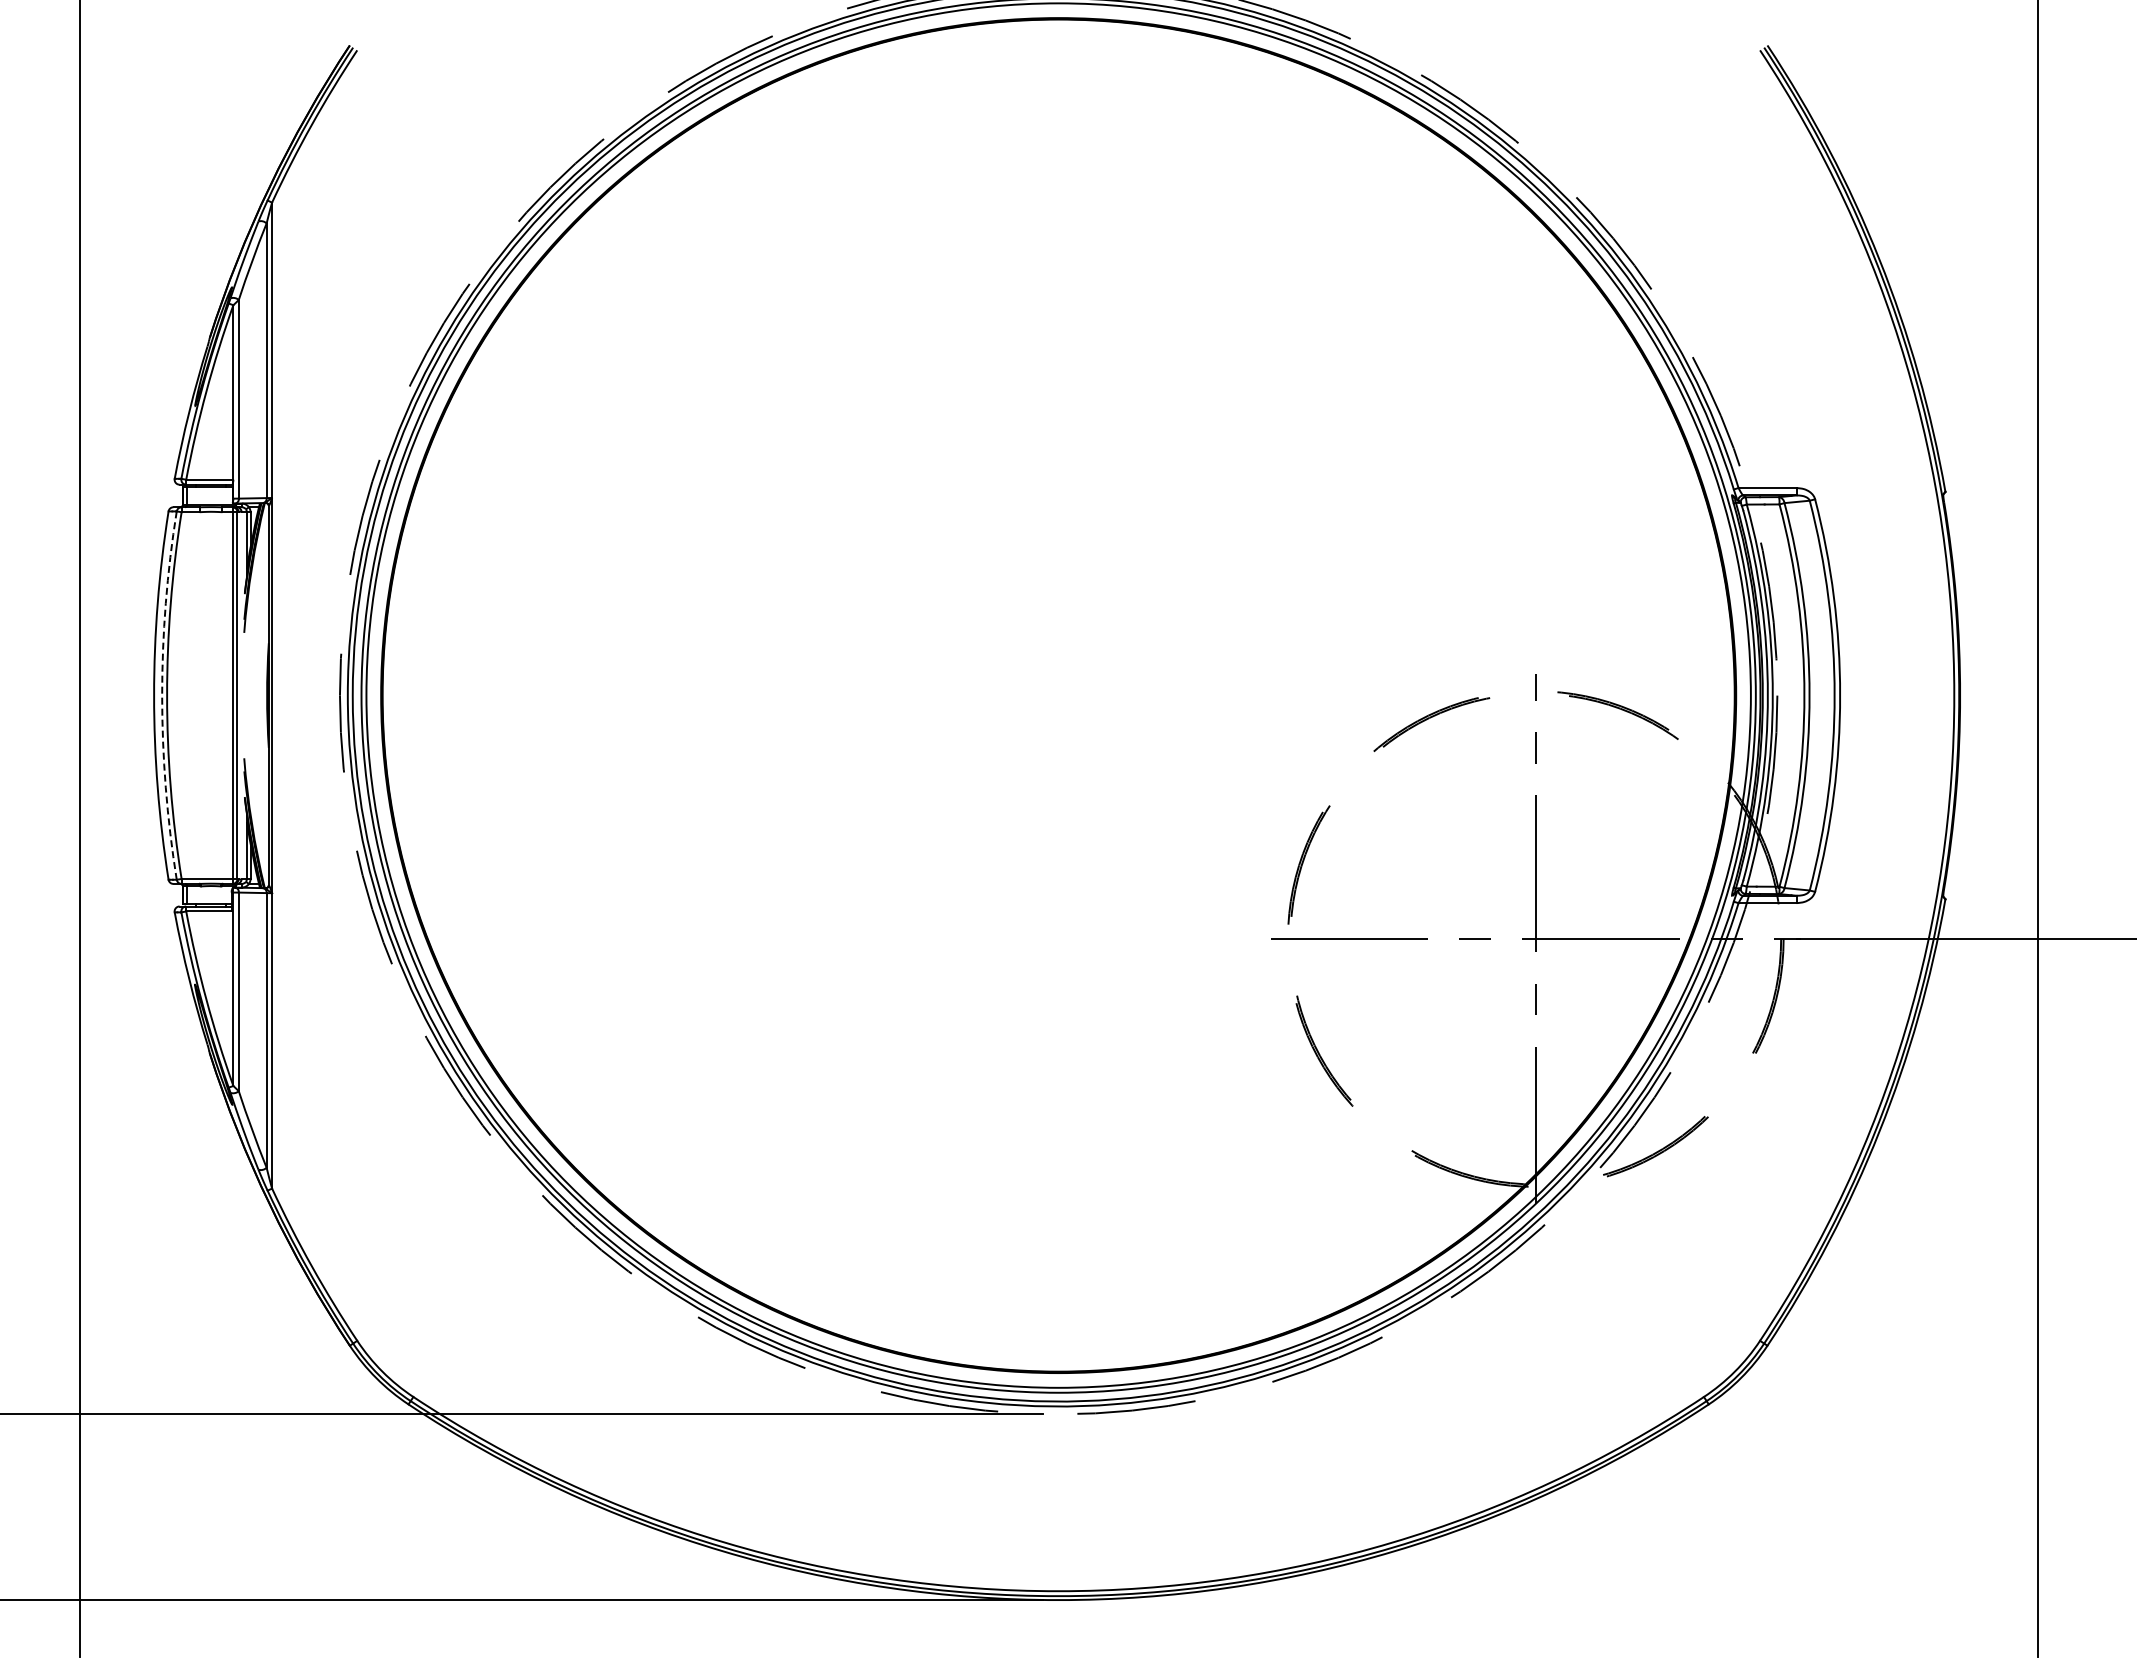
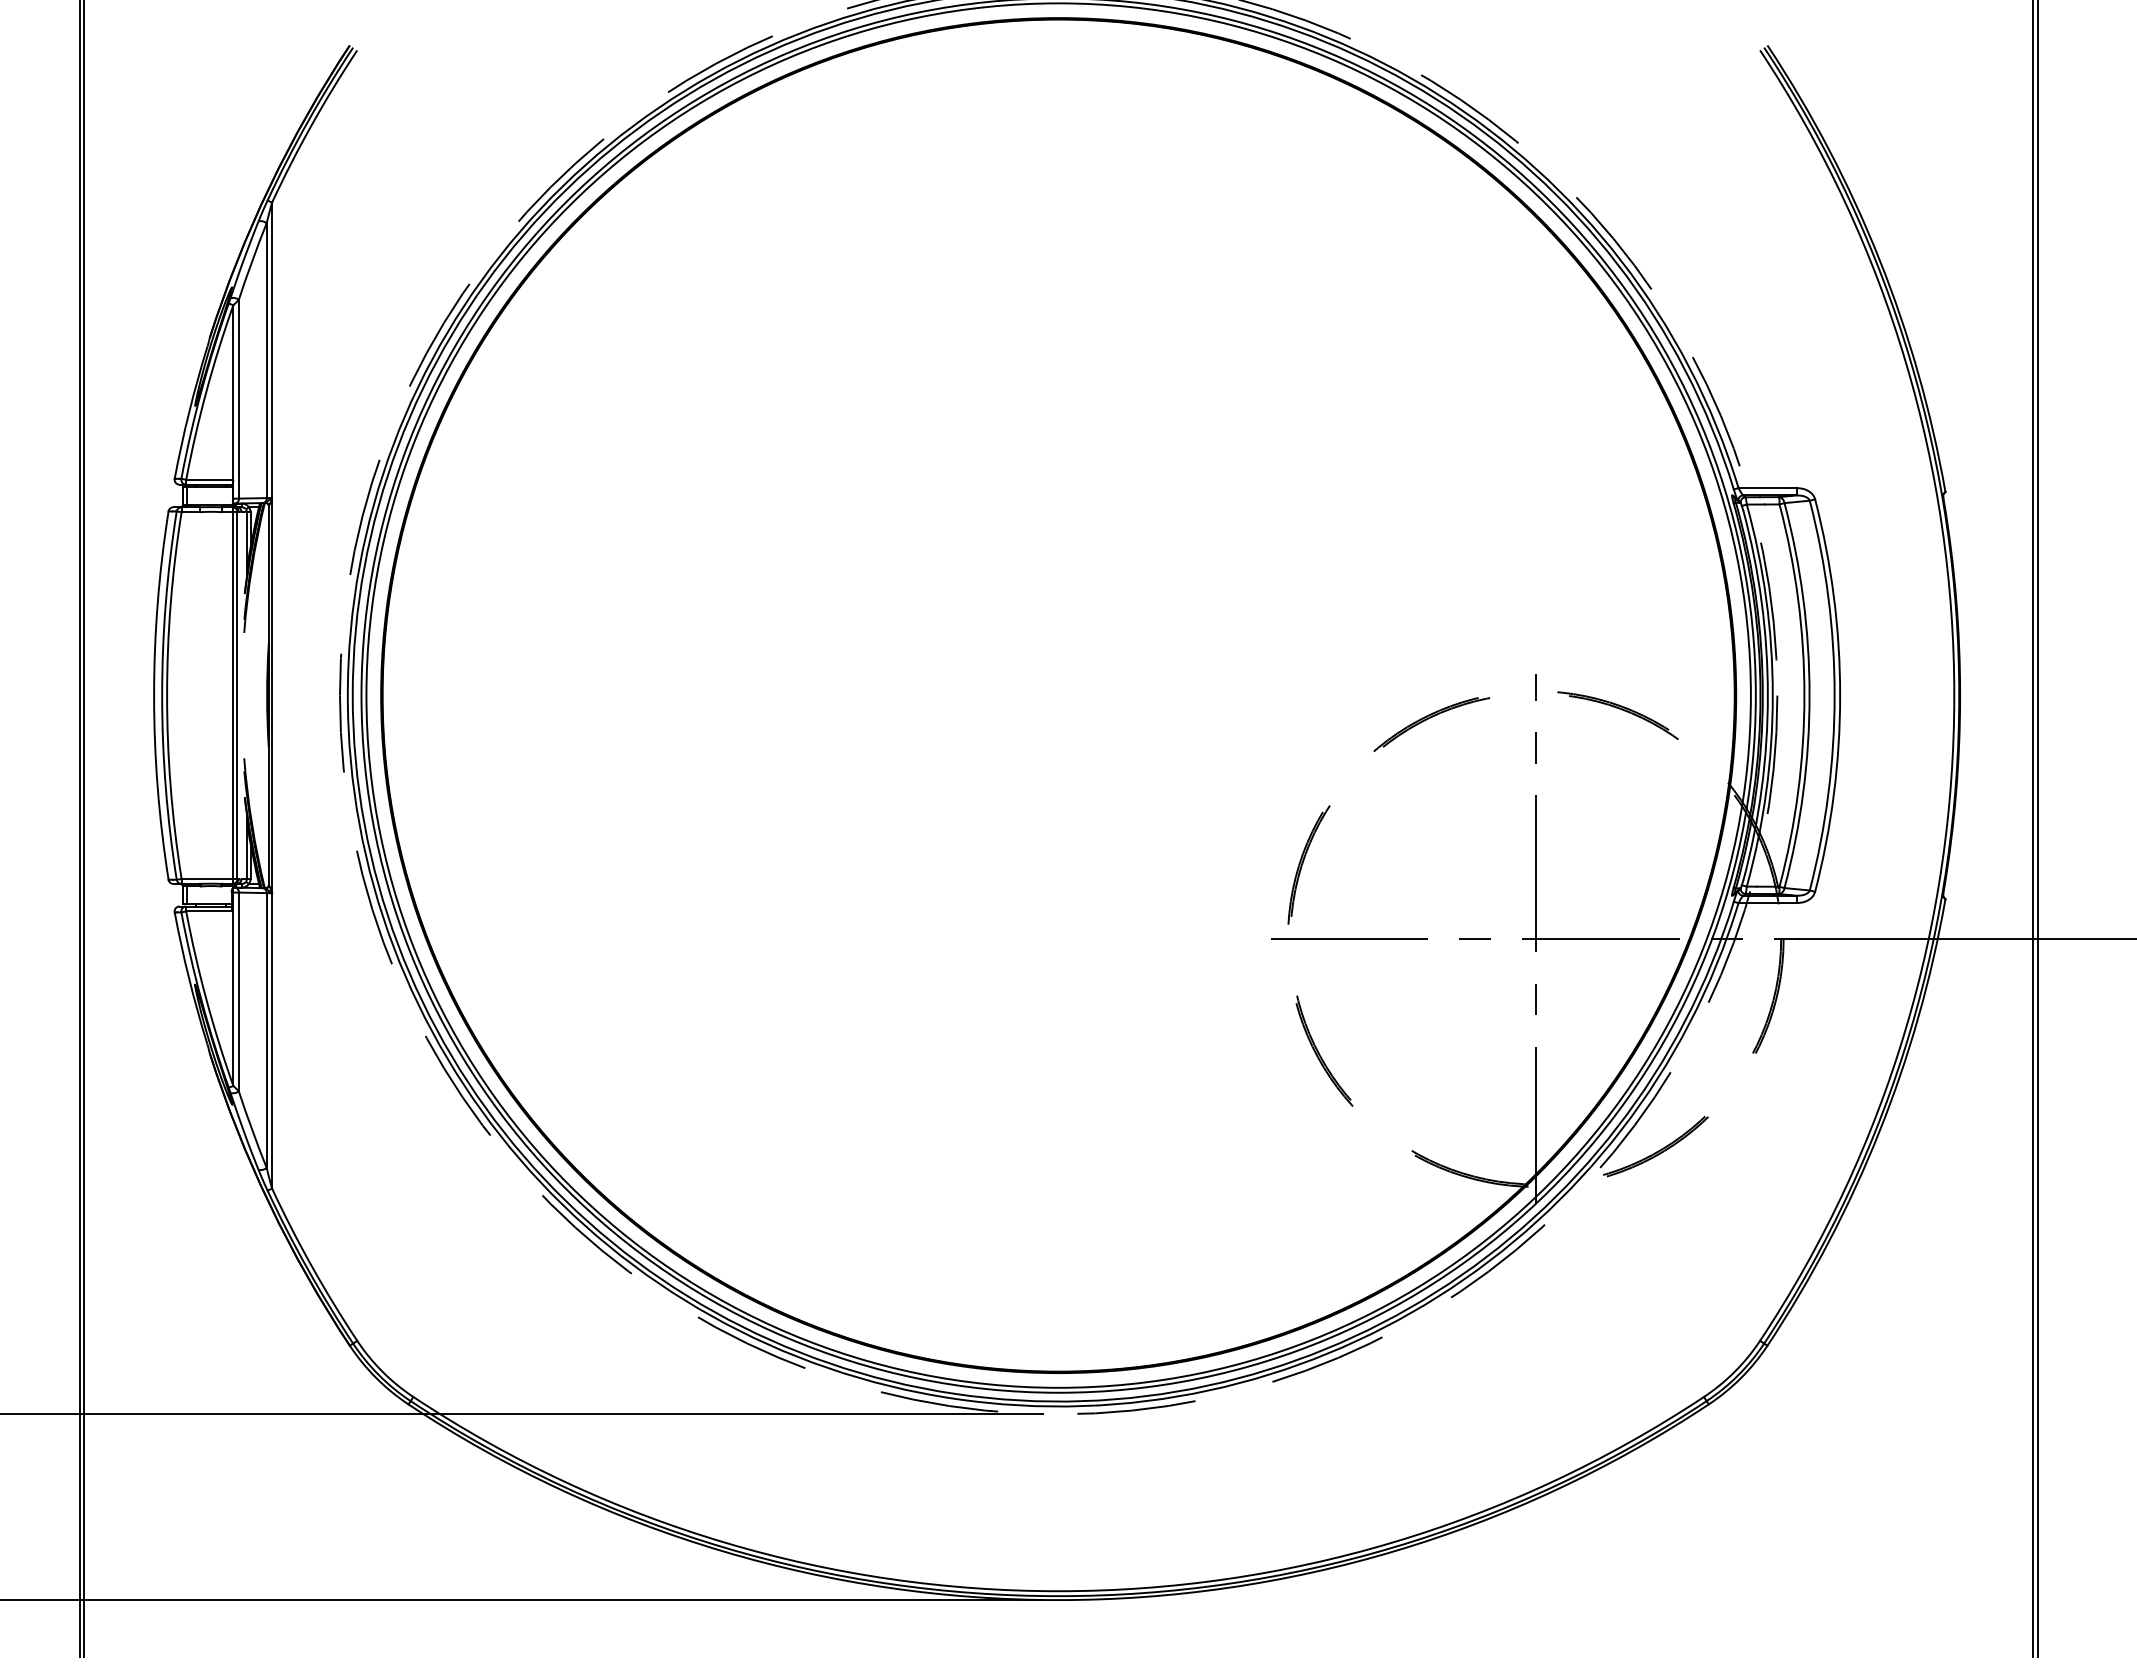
arc: dashed -> solid (162, 695)
line: none -> present (84, 829)
line: none -> present (2033, 829)
